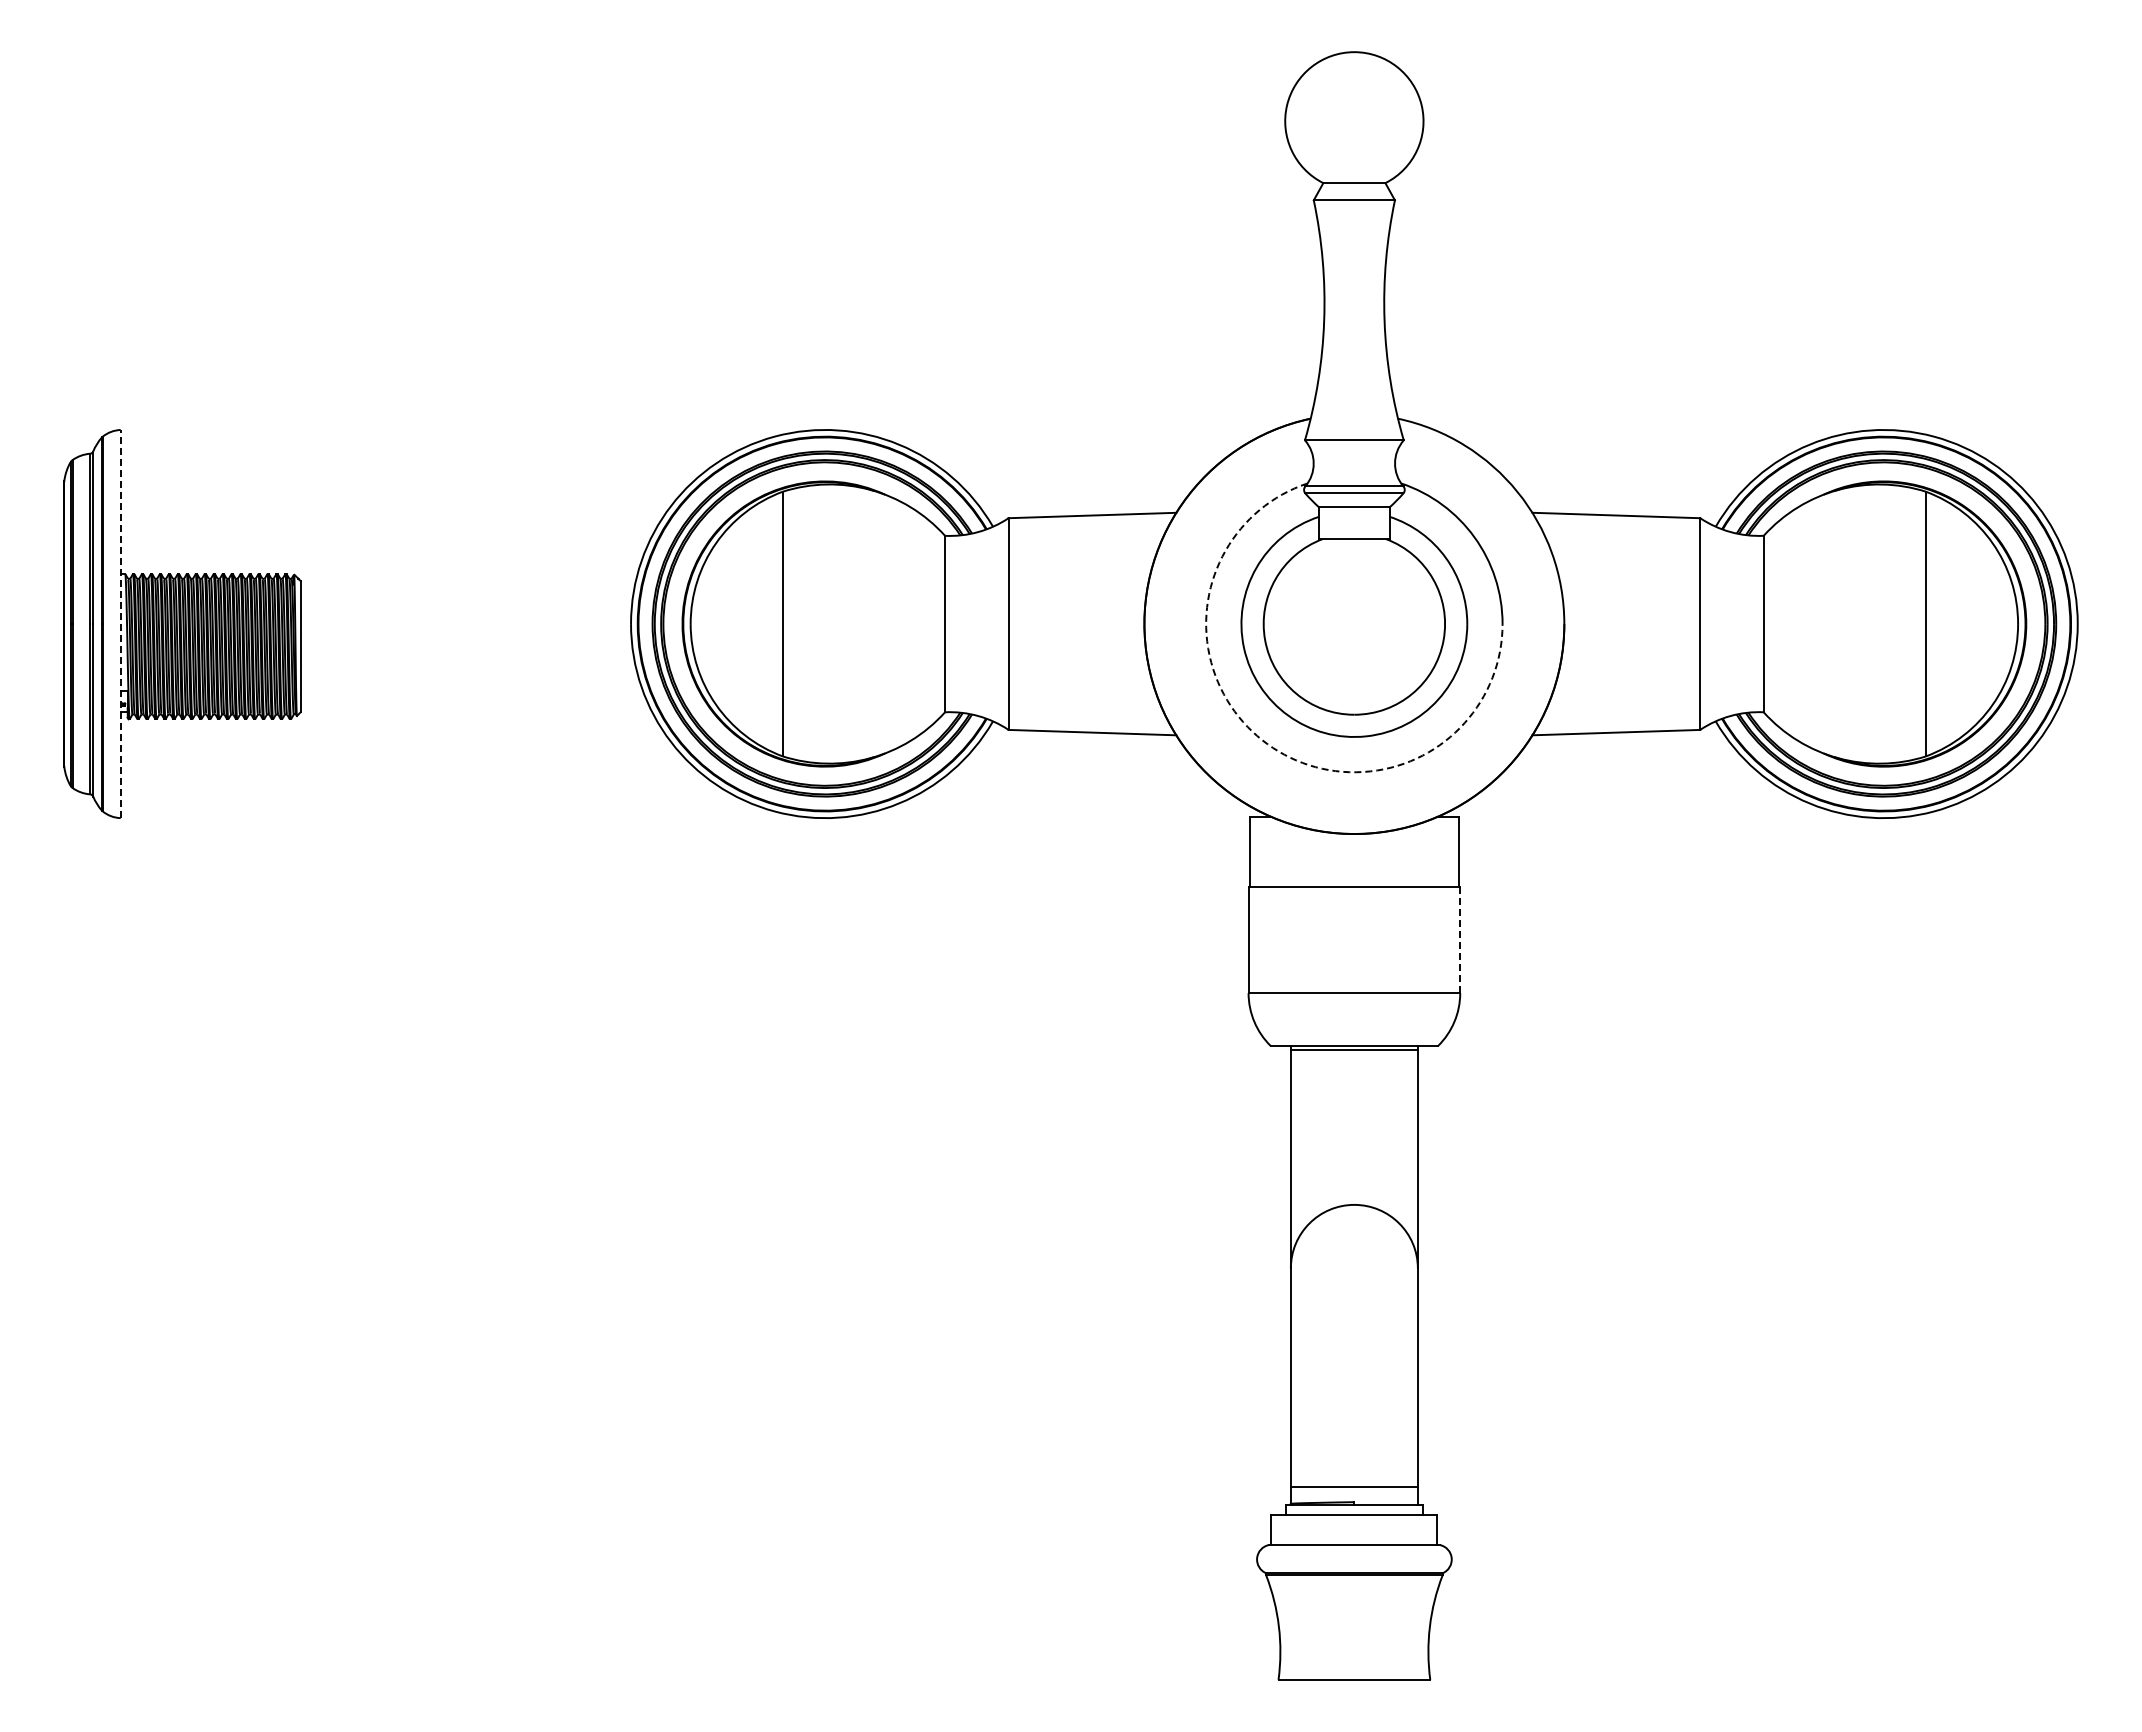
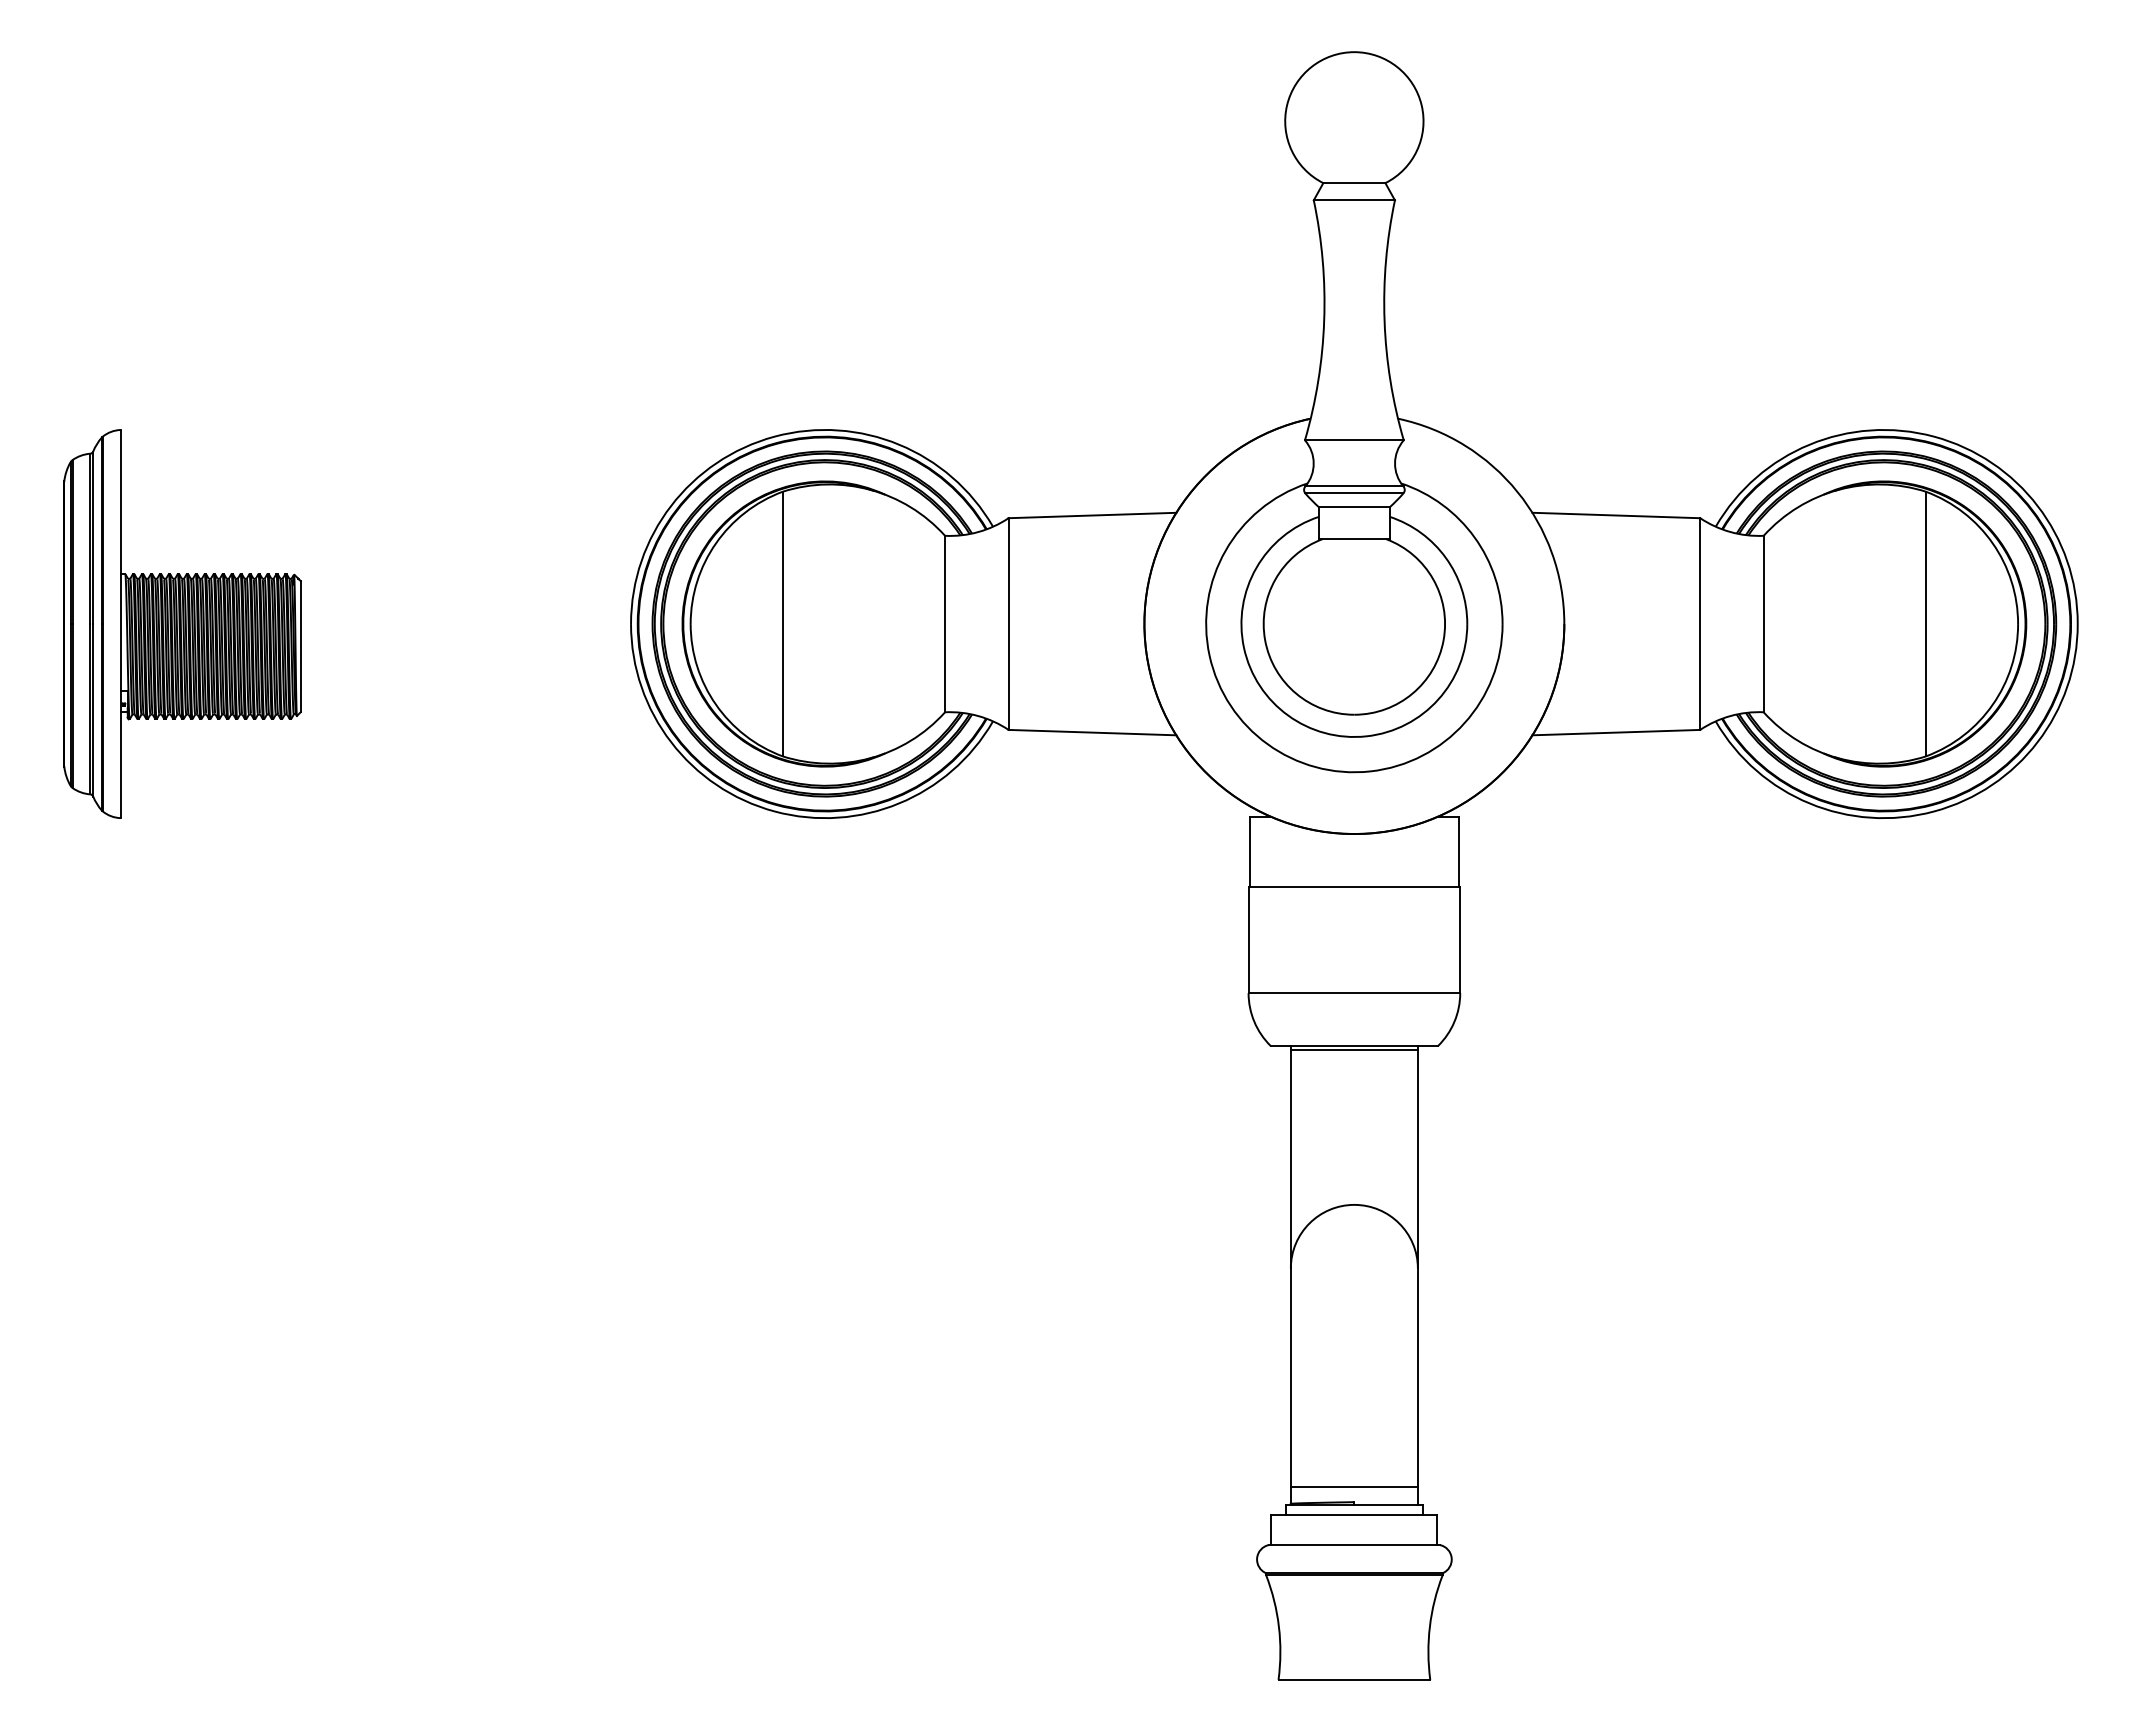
line: dashed -> solid (120, 623)
arc: dashed -> solid (1267, 744)
line: dashed -> solid (1460, 940)
